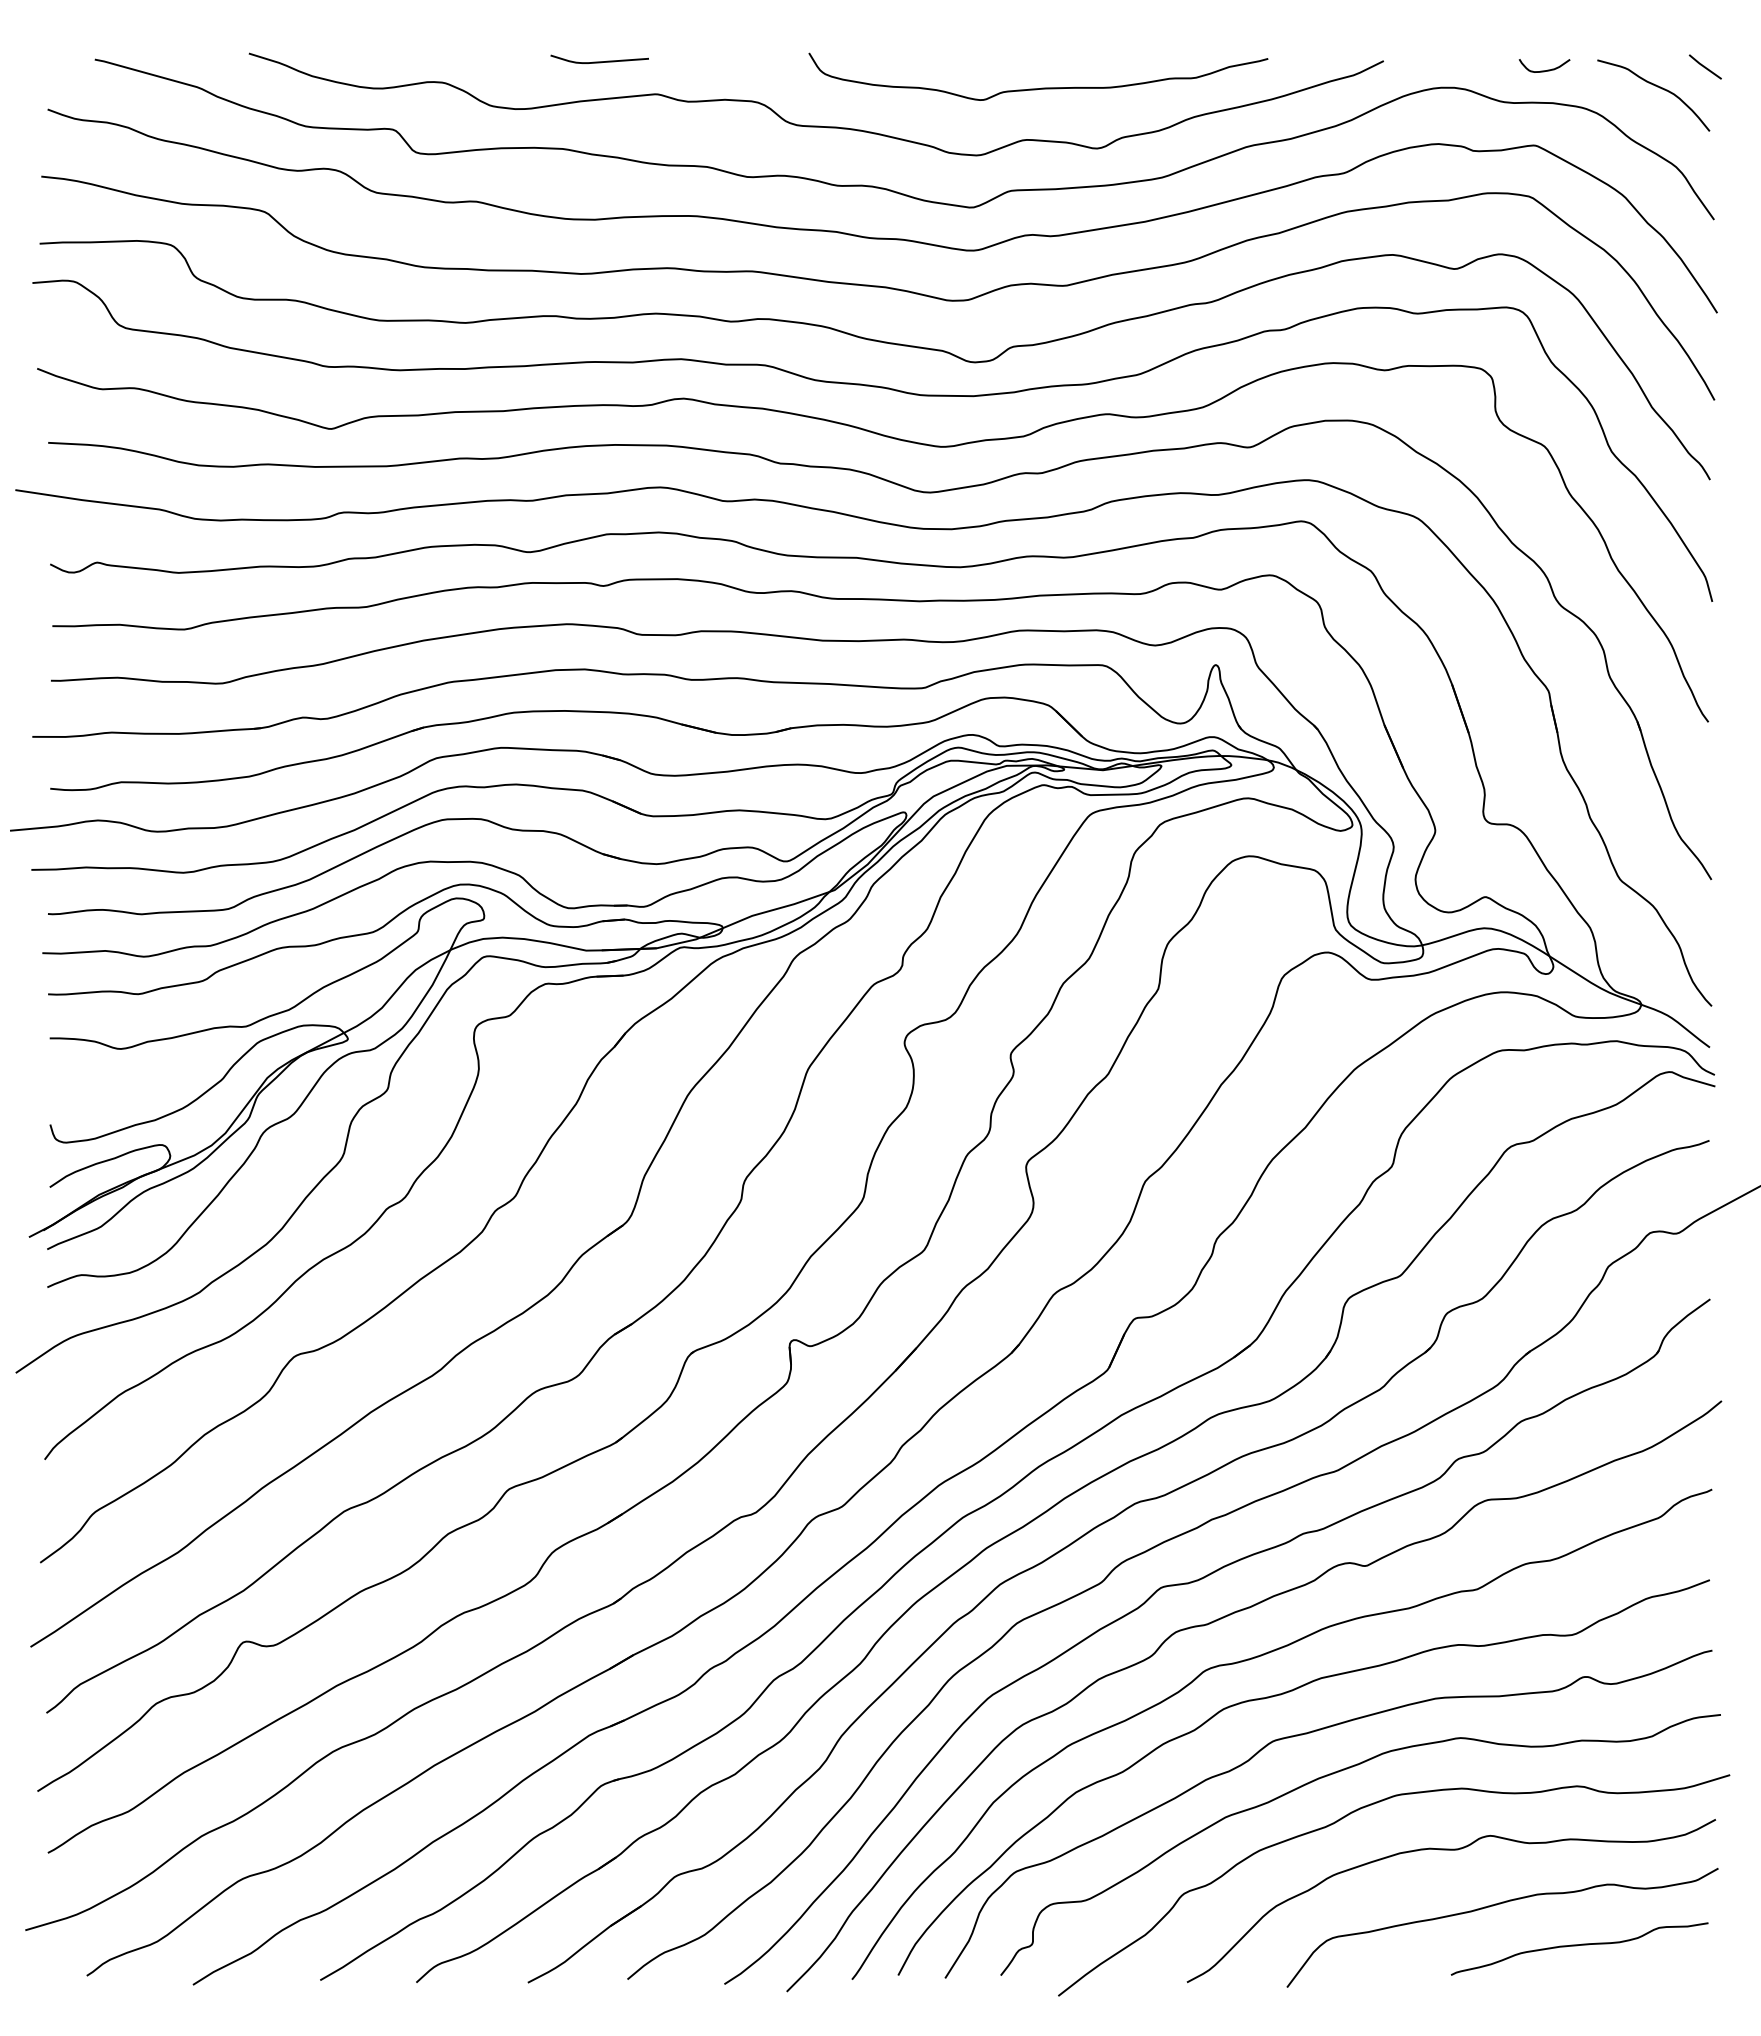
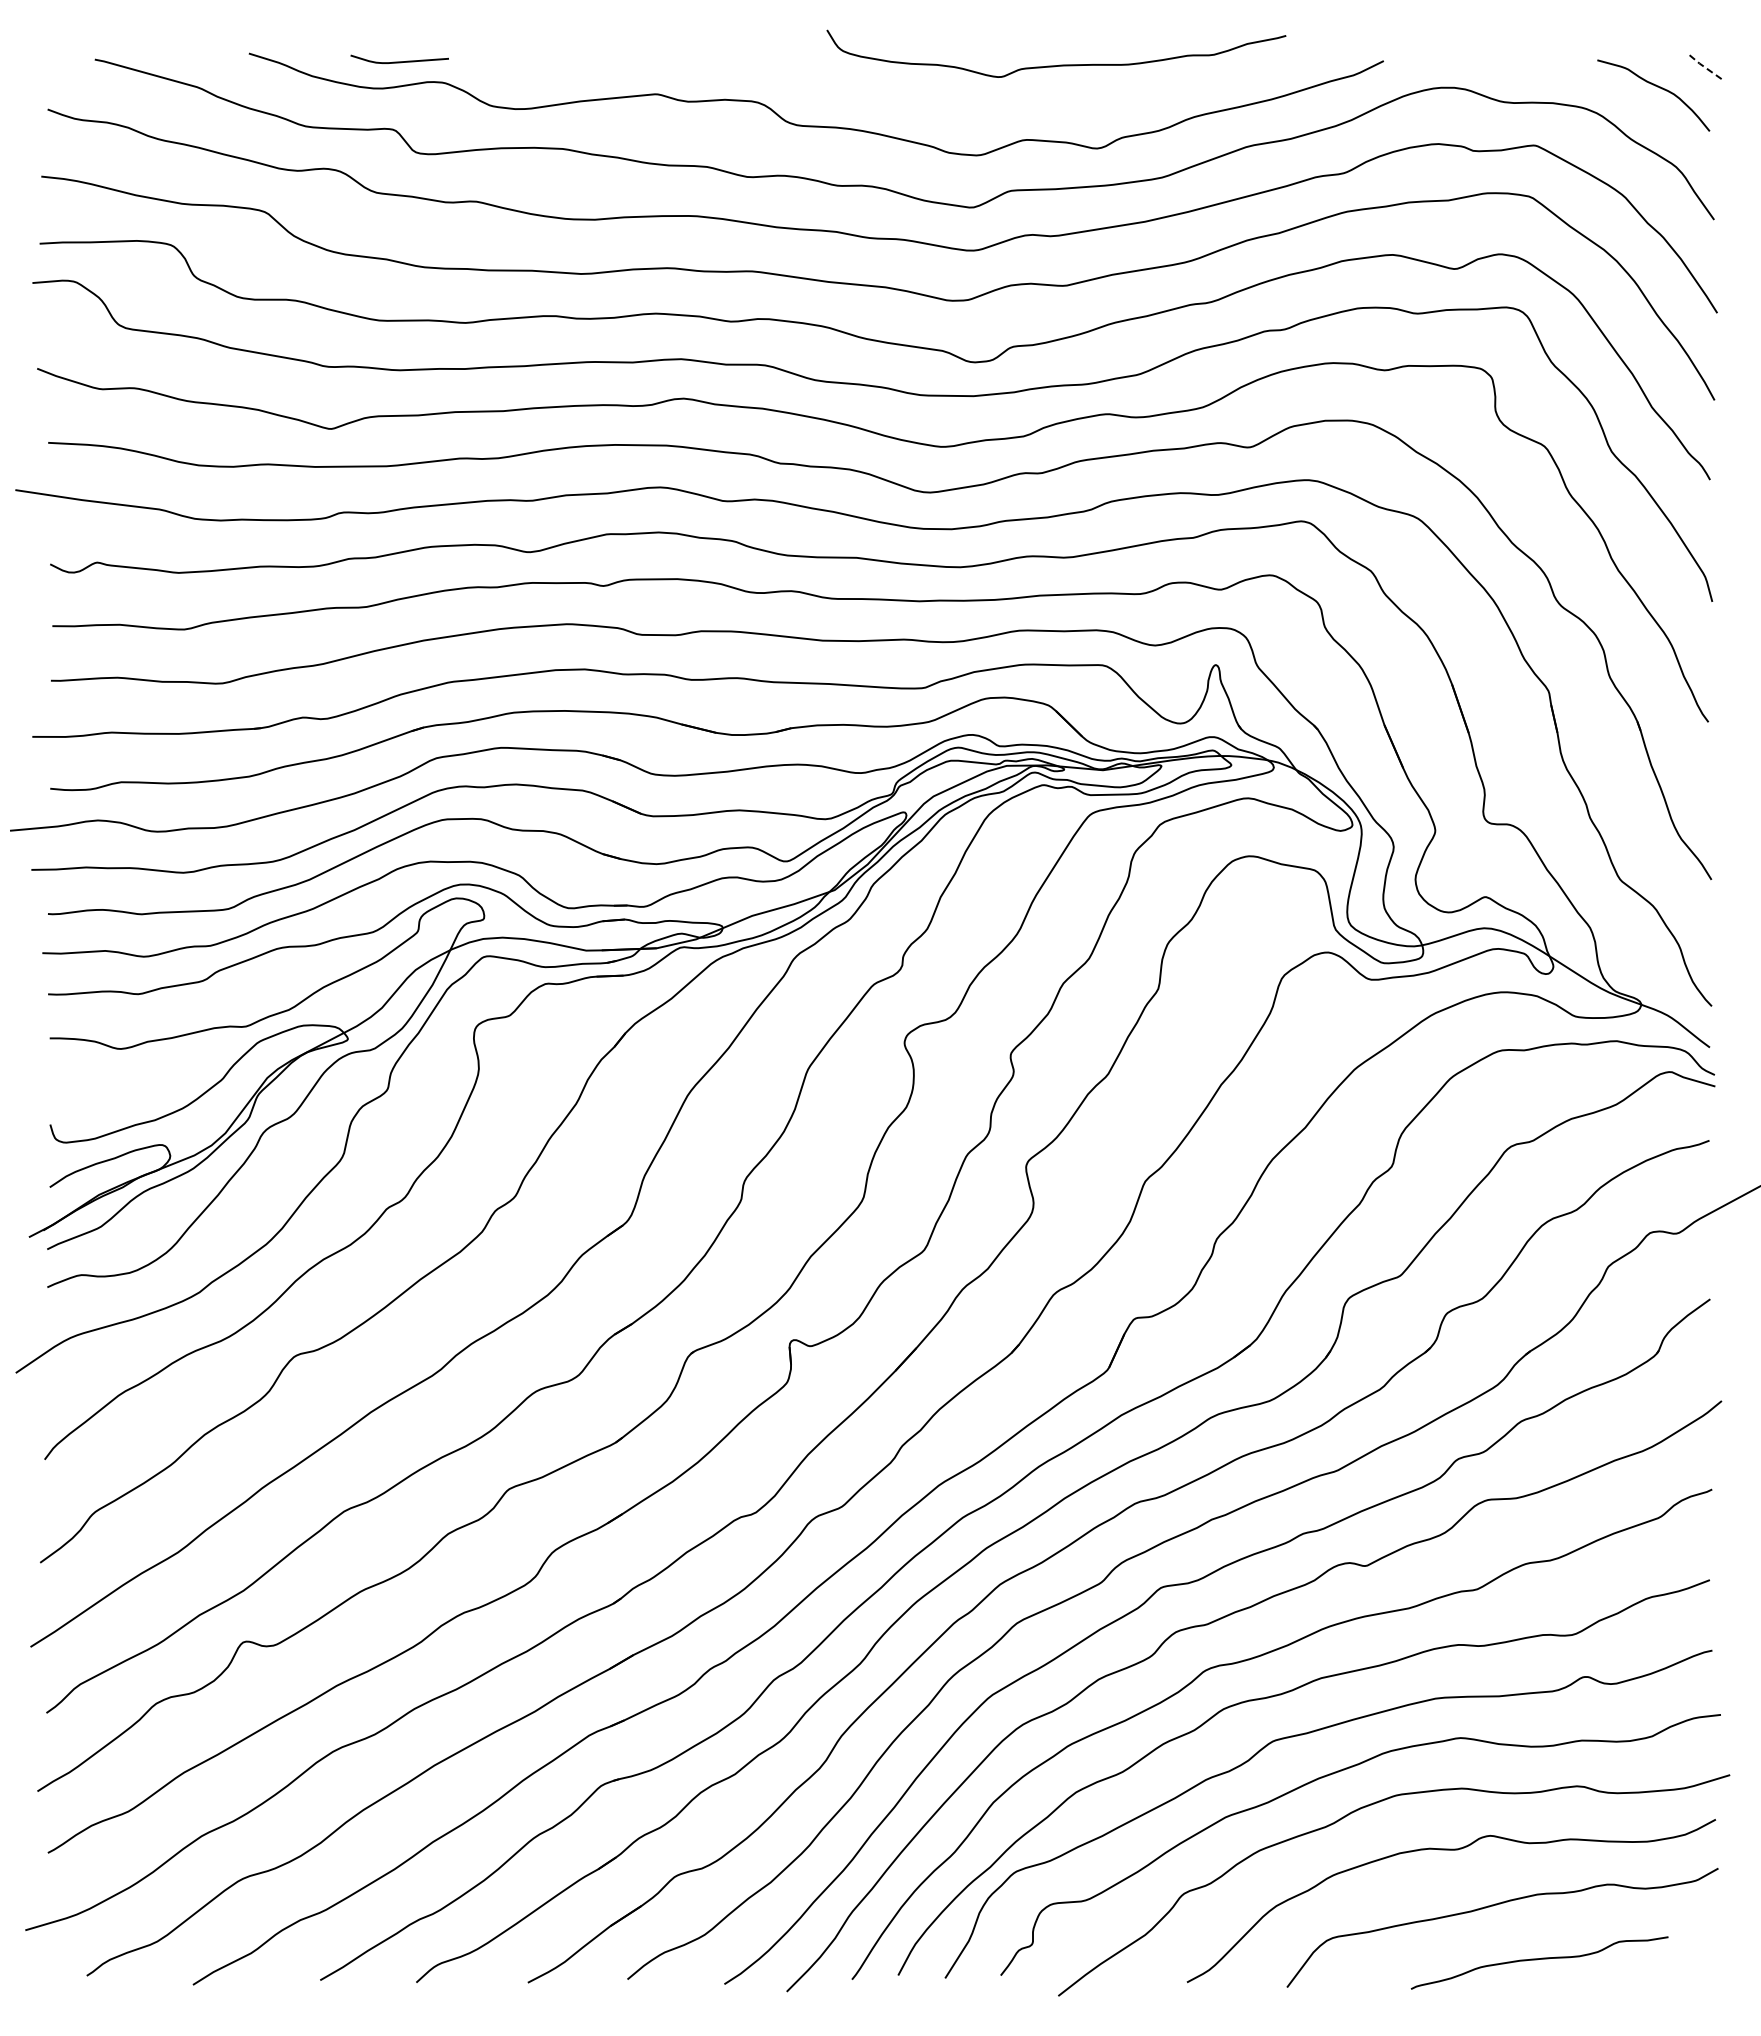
curve position: (599, 61) -> (399, 61) (399, 61)
line: solid -> dashed (1704, 66)
curve: present -> none (1547, 69)
curve position: (1041, 87) -> (1059, 64) (1059, 64)
curve position: (1577, 1946) -> (1537, 1960) (1537, 1960)
